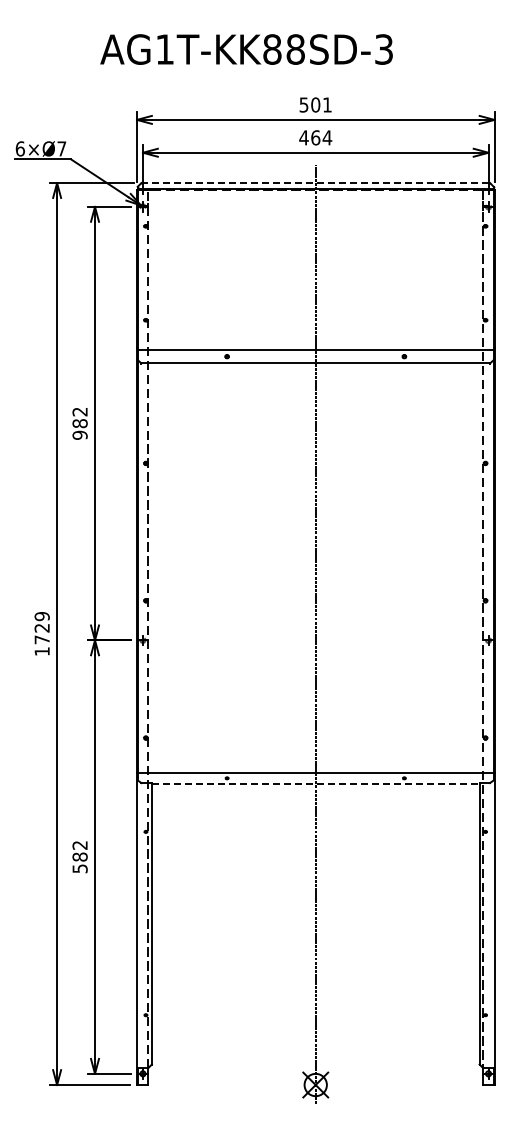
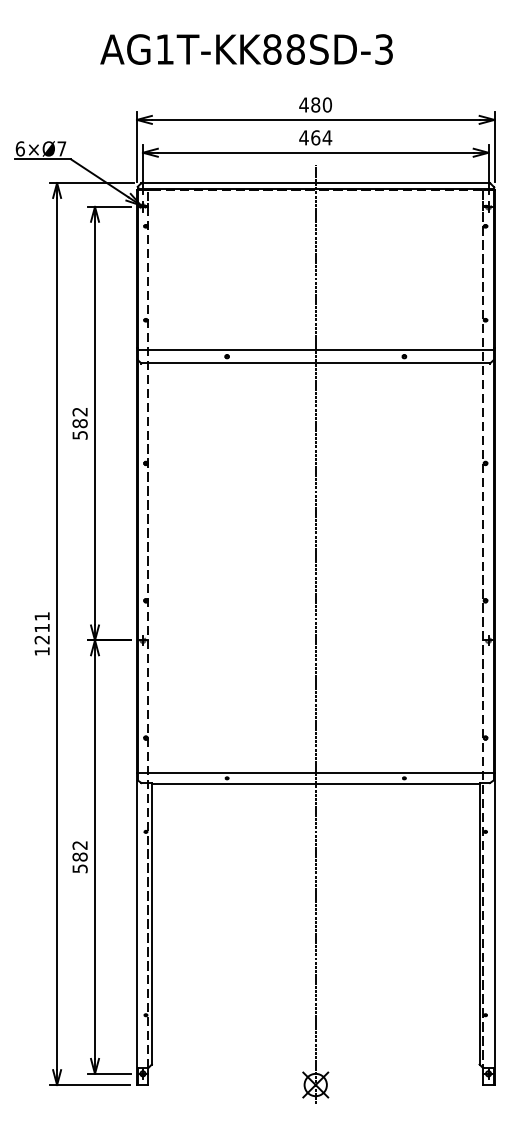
text: 501 -> 480 (315, 104)
line: dashed -> solid (316, 183)
text: 982 -> 582 (79, 434)
text: 1729 -> 1211 (41, 628)
line: dashed -> solid (315, 783)
